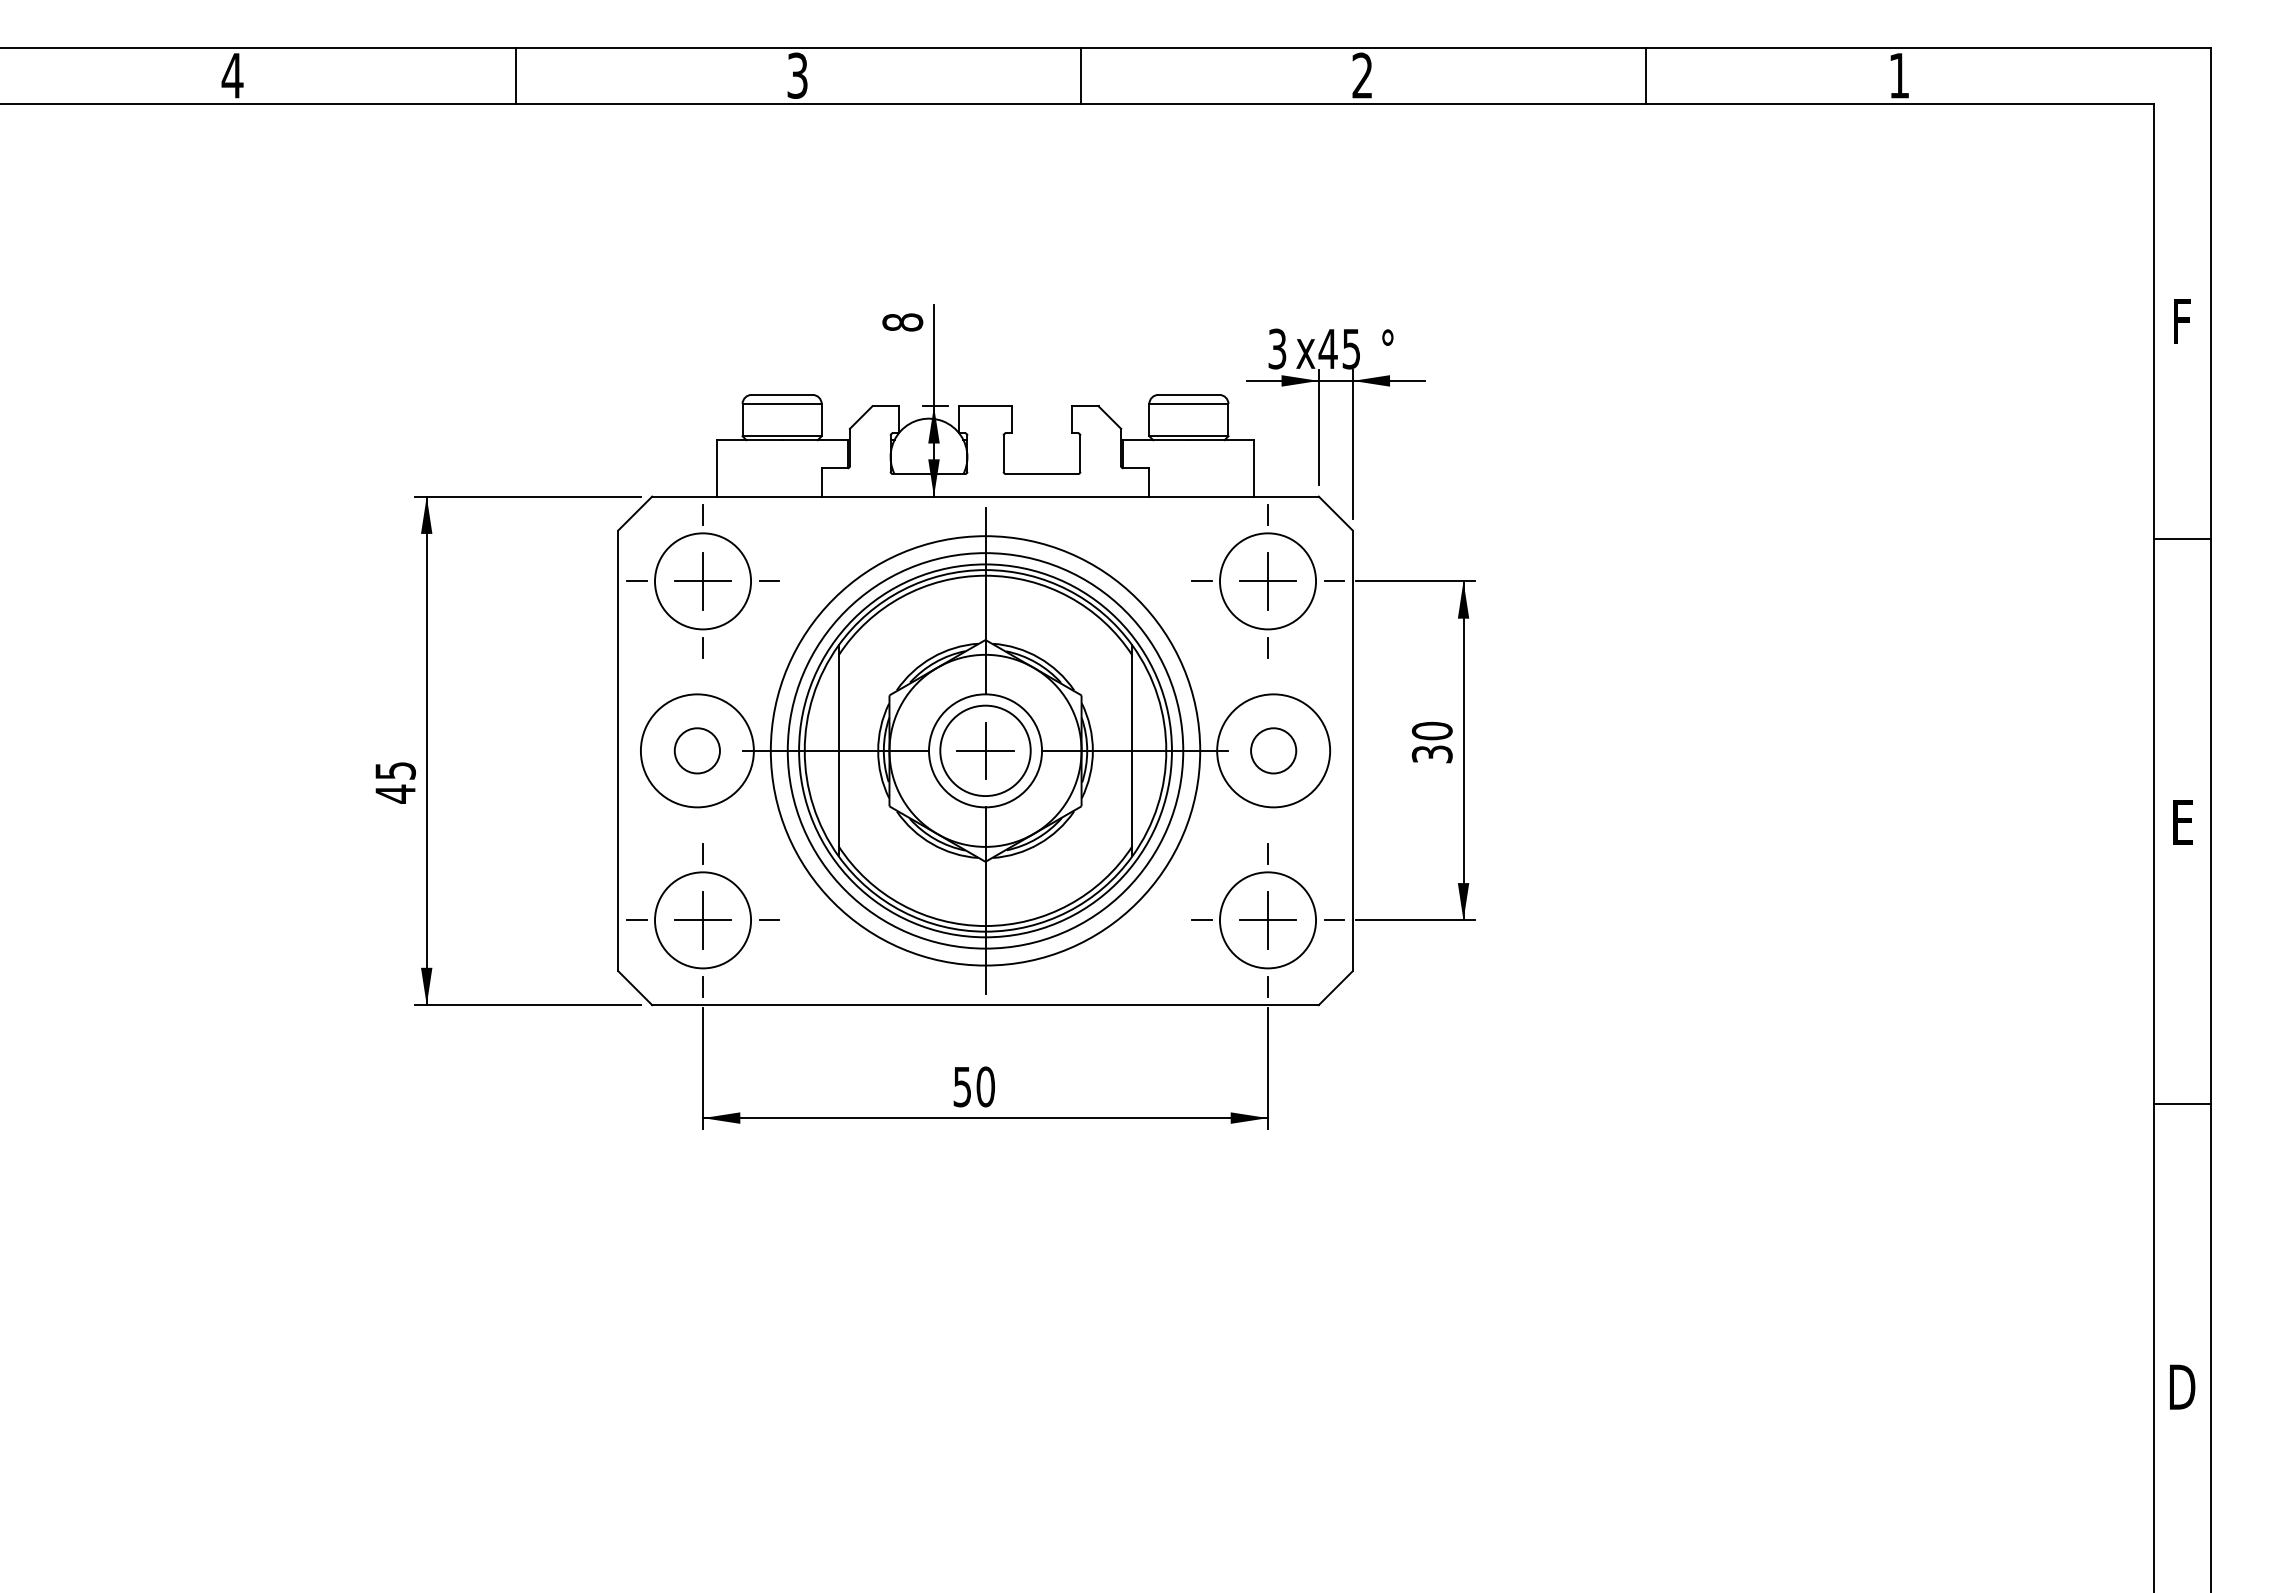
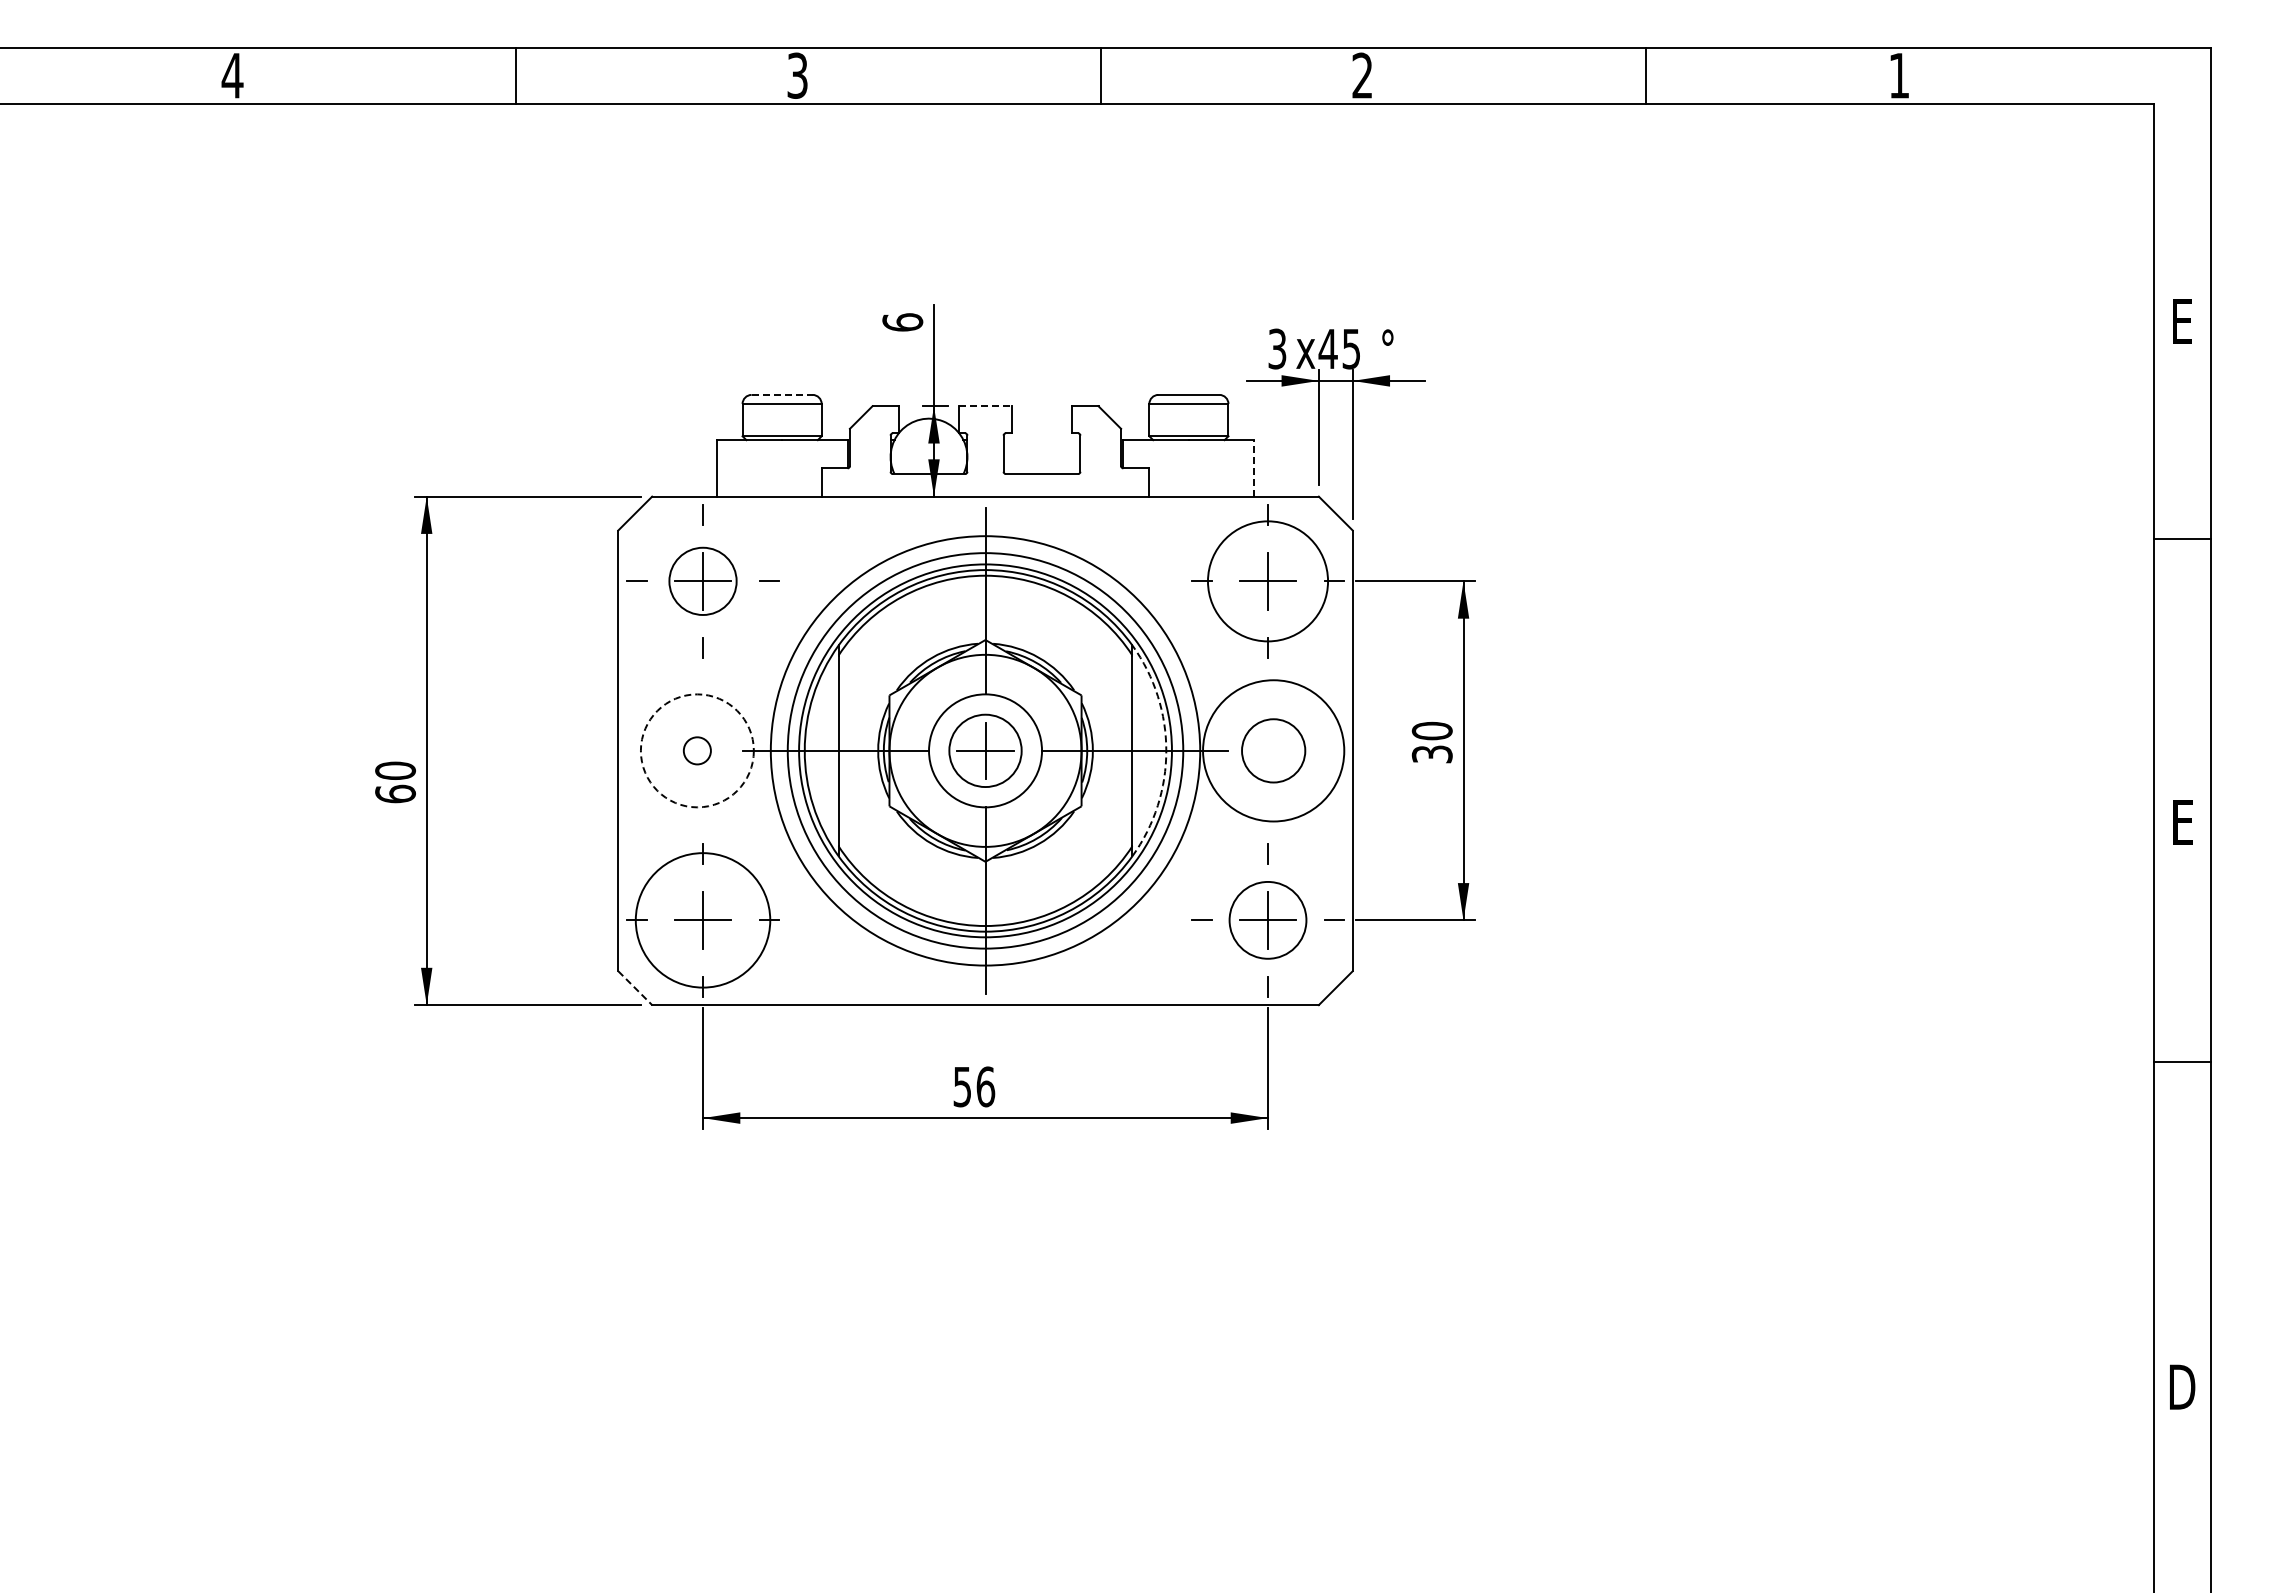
line position: (1080, 75) -> (1100, 75) (1100, 75)
text: F -> E (2182, 321)
text: 8 -> 6 (902, 322)
line: solid -> dashed (782, 394)
line: solid -> dashed (985, 406)
line: solid -> dashed (1254, 467)
circle diameter: 96 px -> 67 px (702, 581)
circle diameter: 96 px -> 120 px (1267, 581)
circle diameter: 45 px -> 27 px (696, 750)
circle: solid -> dashed (696, 750)
circle diameter: 90 px -> 72 px (985, 750)
arc: solid -> dashed (1166, 750)
circle diameter: 113 px -> 141 px (1273, 750)
circle diameter: 45 px -> 63 px (1273, 750)
text: 45 -> 60 (395, 782)
circle diameter: 96 px -> 134 px (702, 920)
circle diameter: 96 px -> 77 px (1267, 919)
line: solid -> dashed (635, 988)
text: 50 -> 56 (985, 1086)
line position: (2182, 1104) -> (2182, 1062) (2182, 1062)
